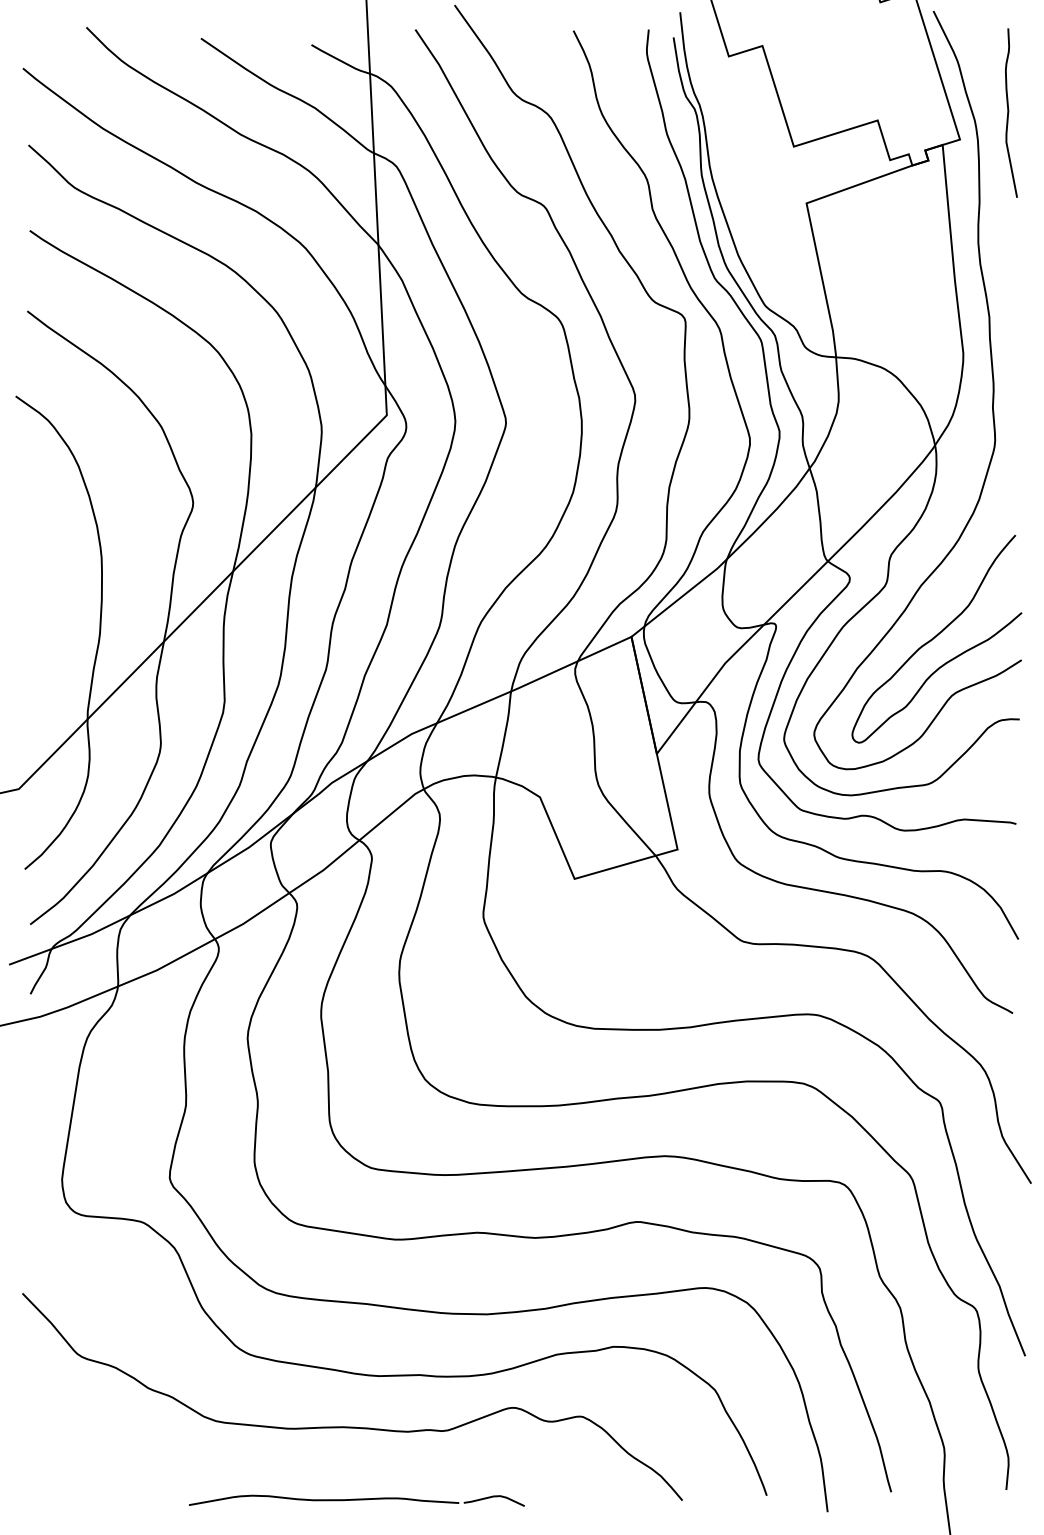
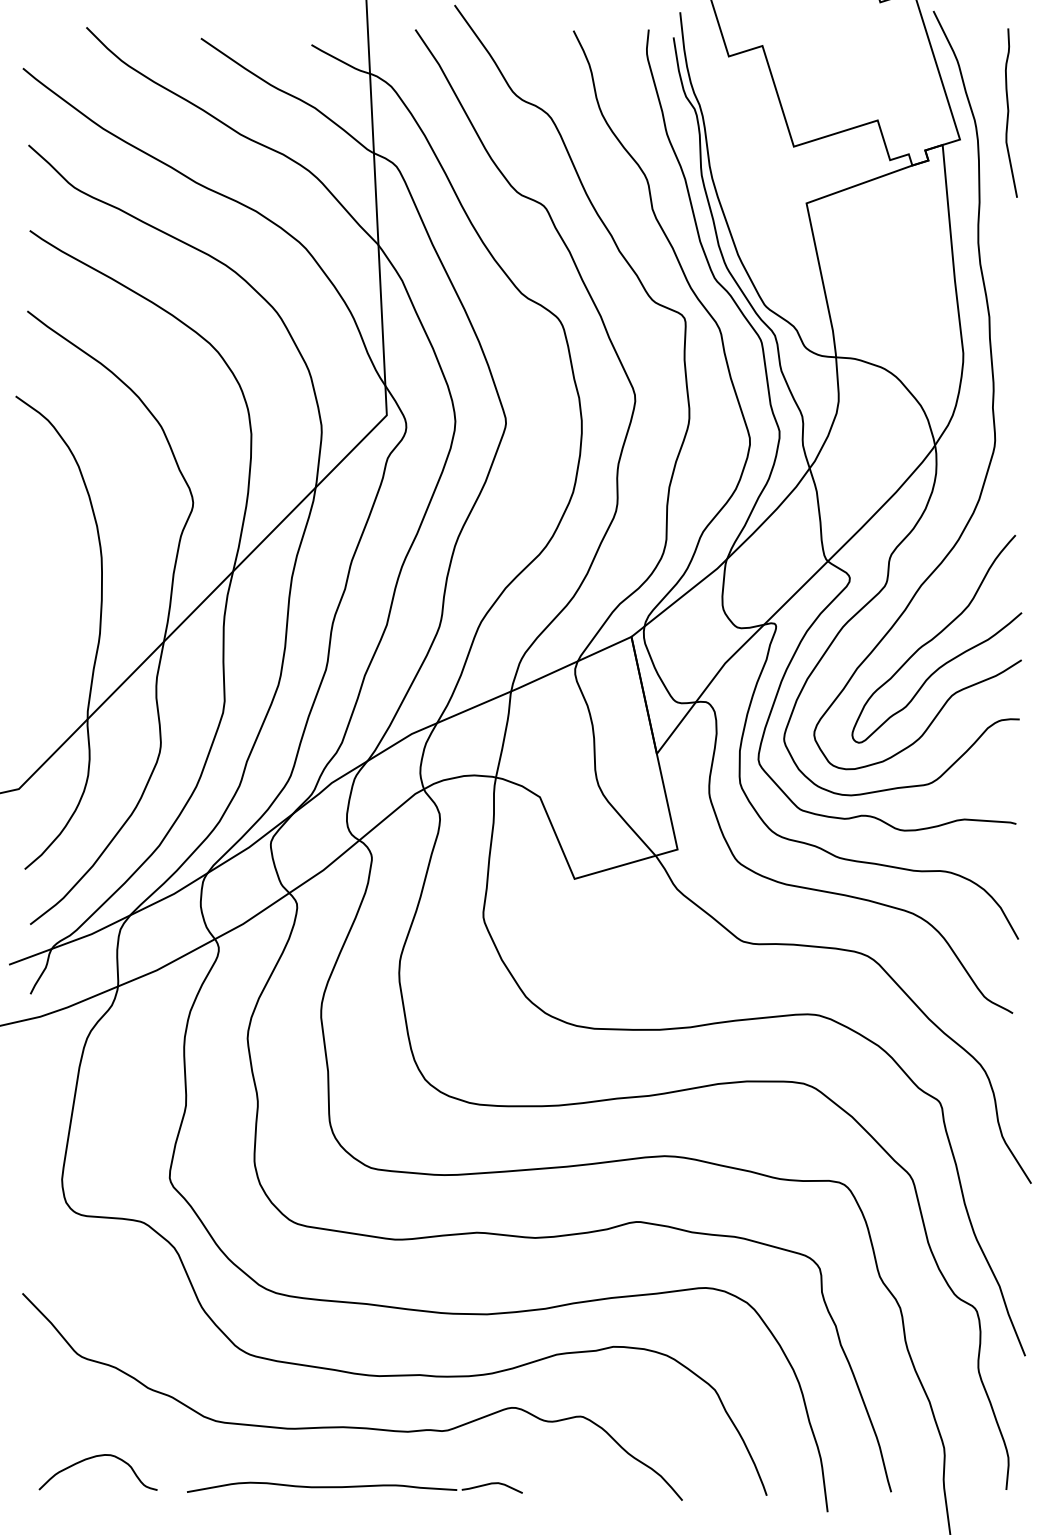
curve: none -> present (92, 1458)
part position: (356, 1500) -> (354, 1487) (354, 1487)
